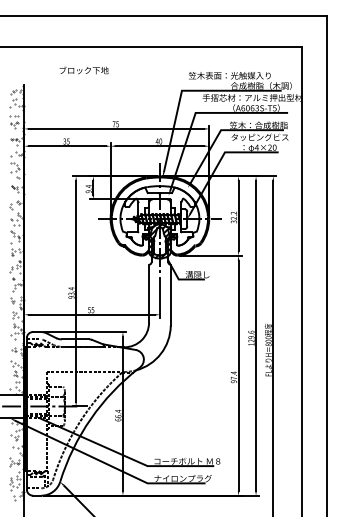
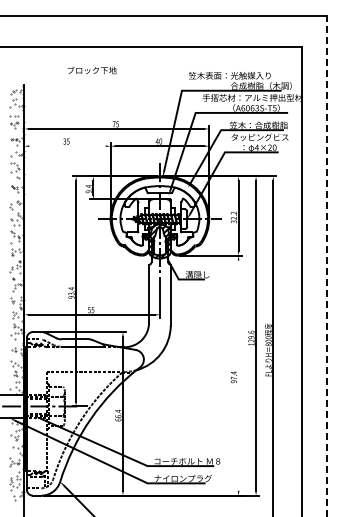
text position: (83, 70) -> (91, 70) (91, 70)
line: present -> none (67, 146)
line: solid -> dashed (326, 266)
line: present -> none (238, 375)
